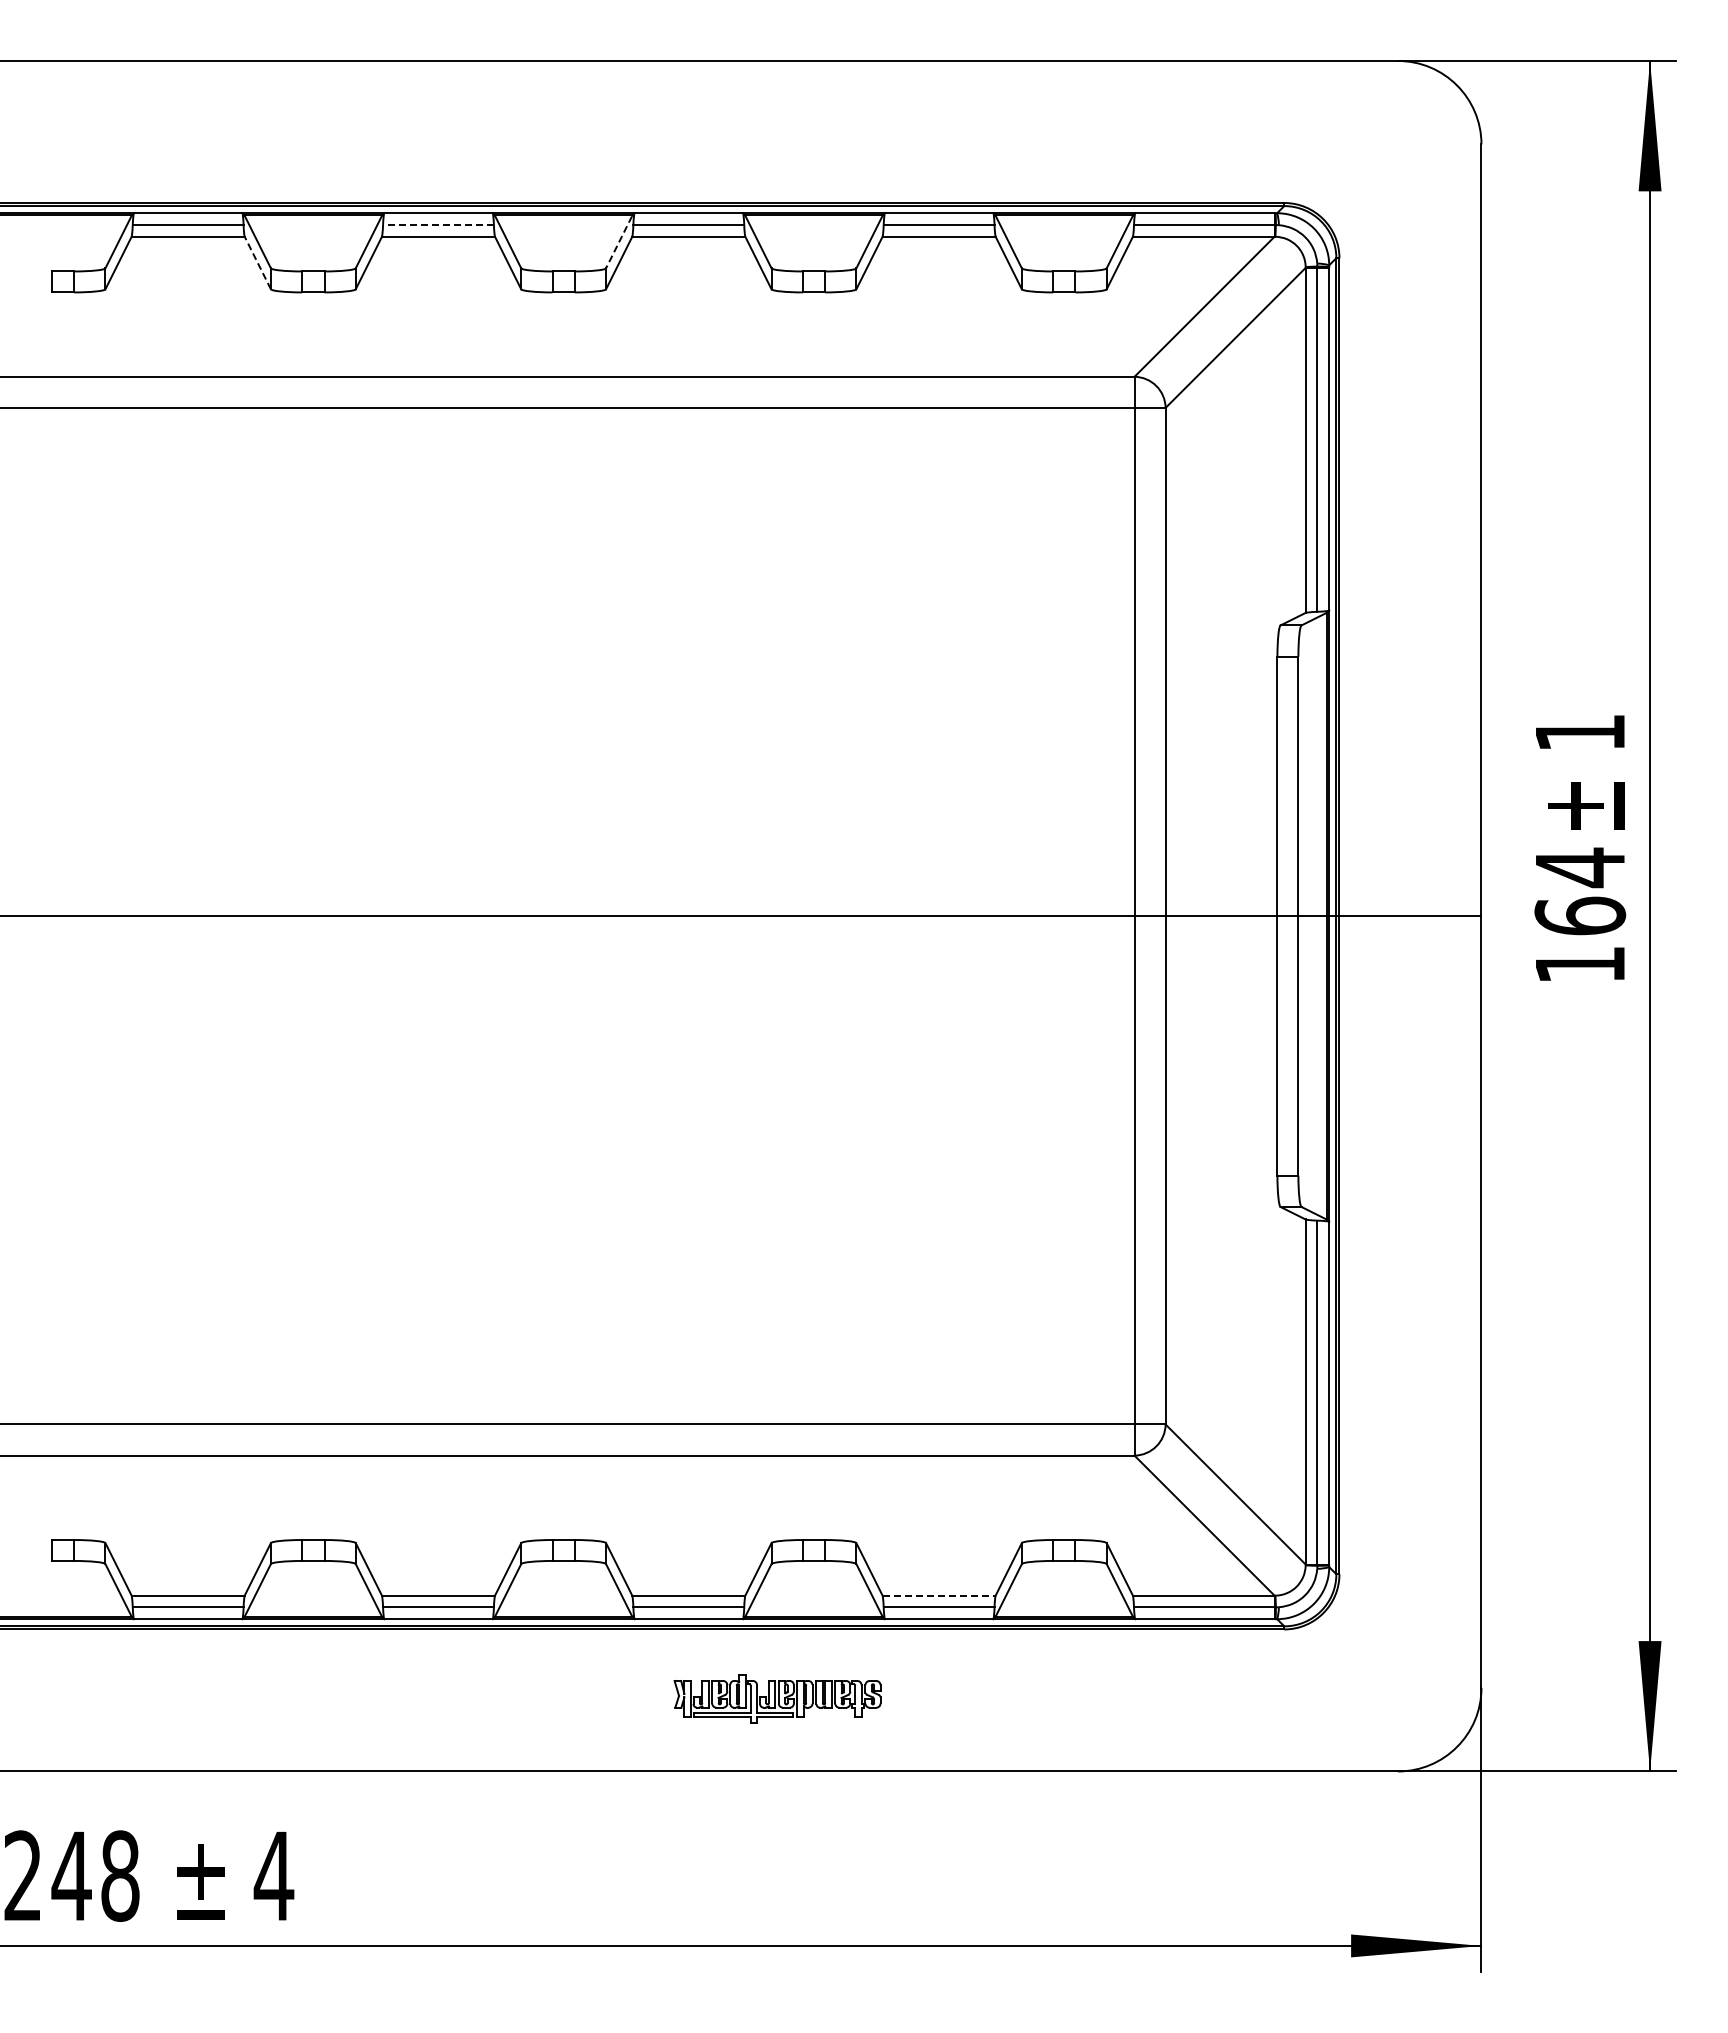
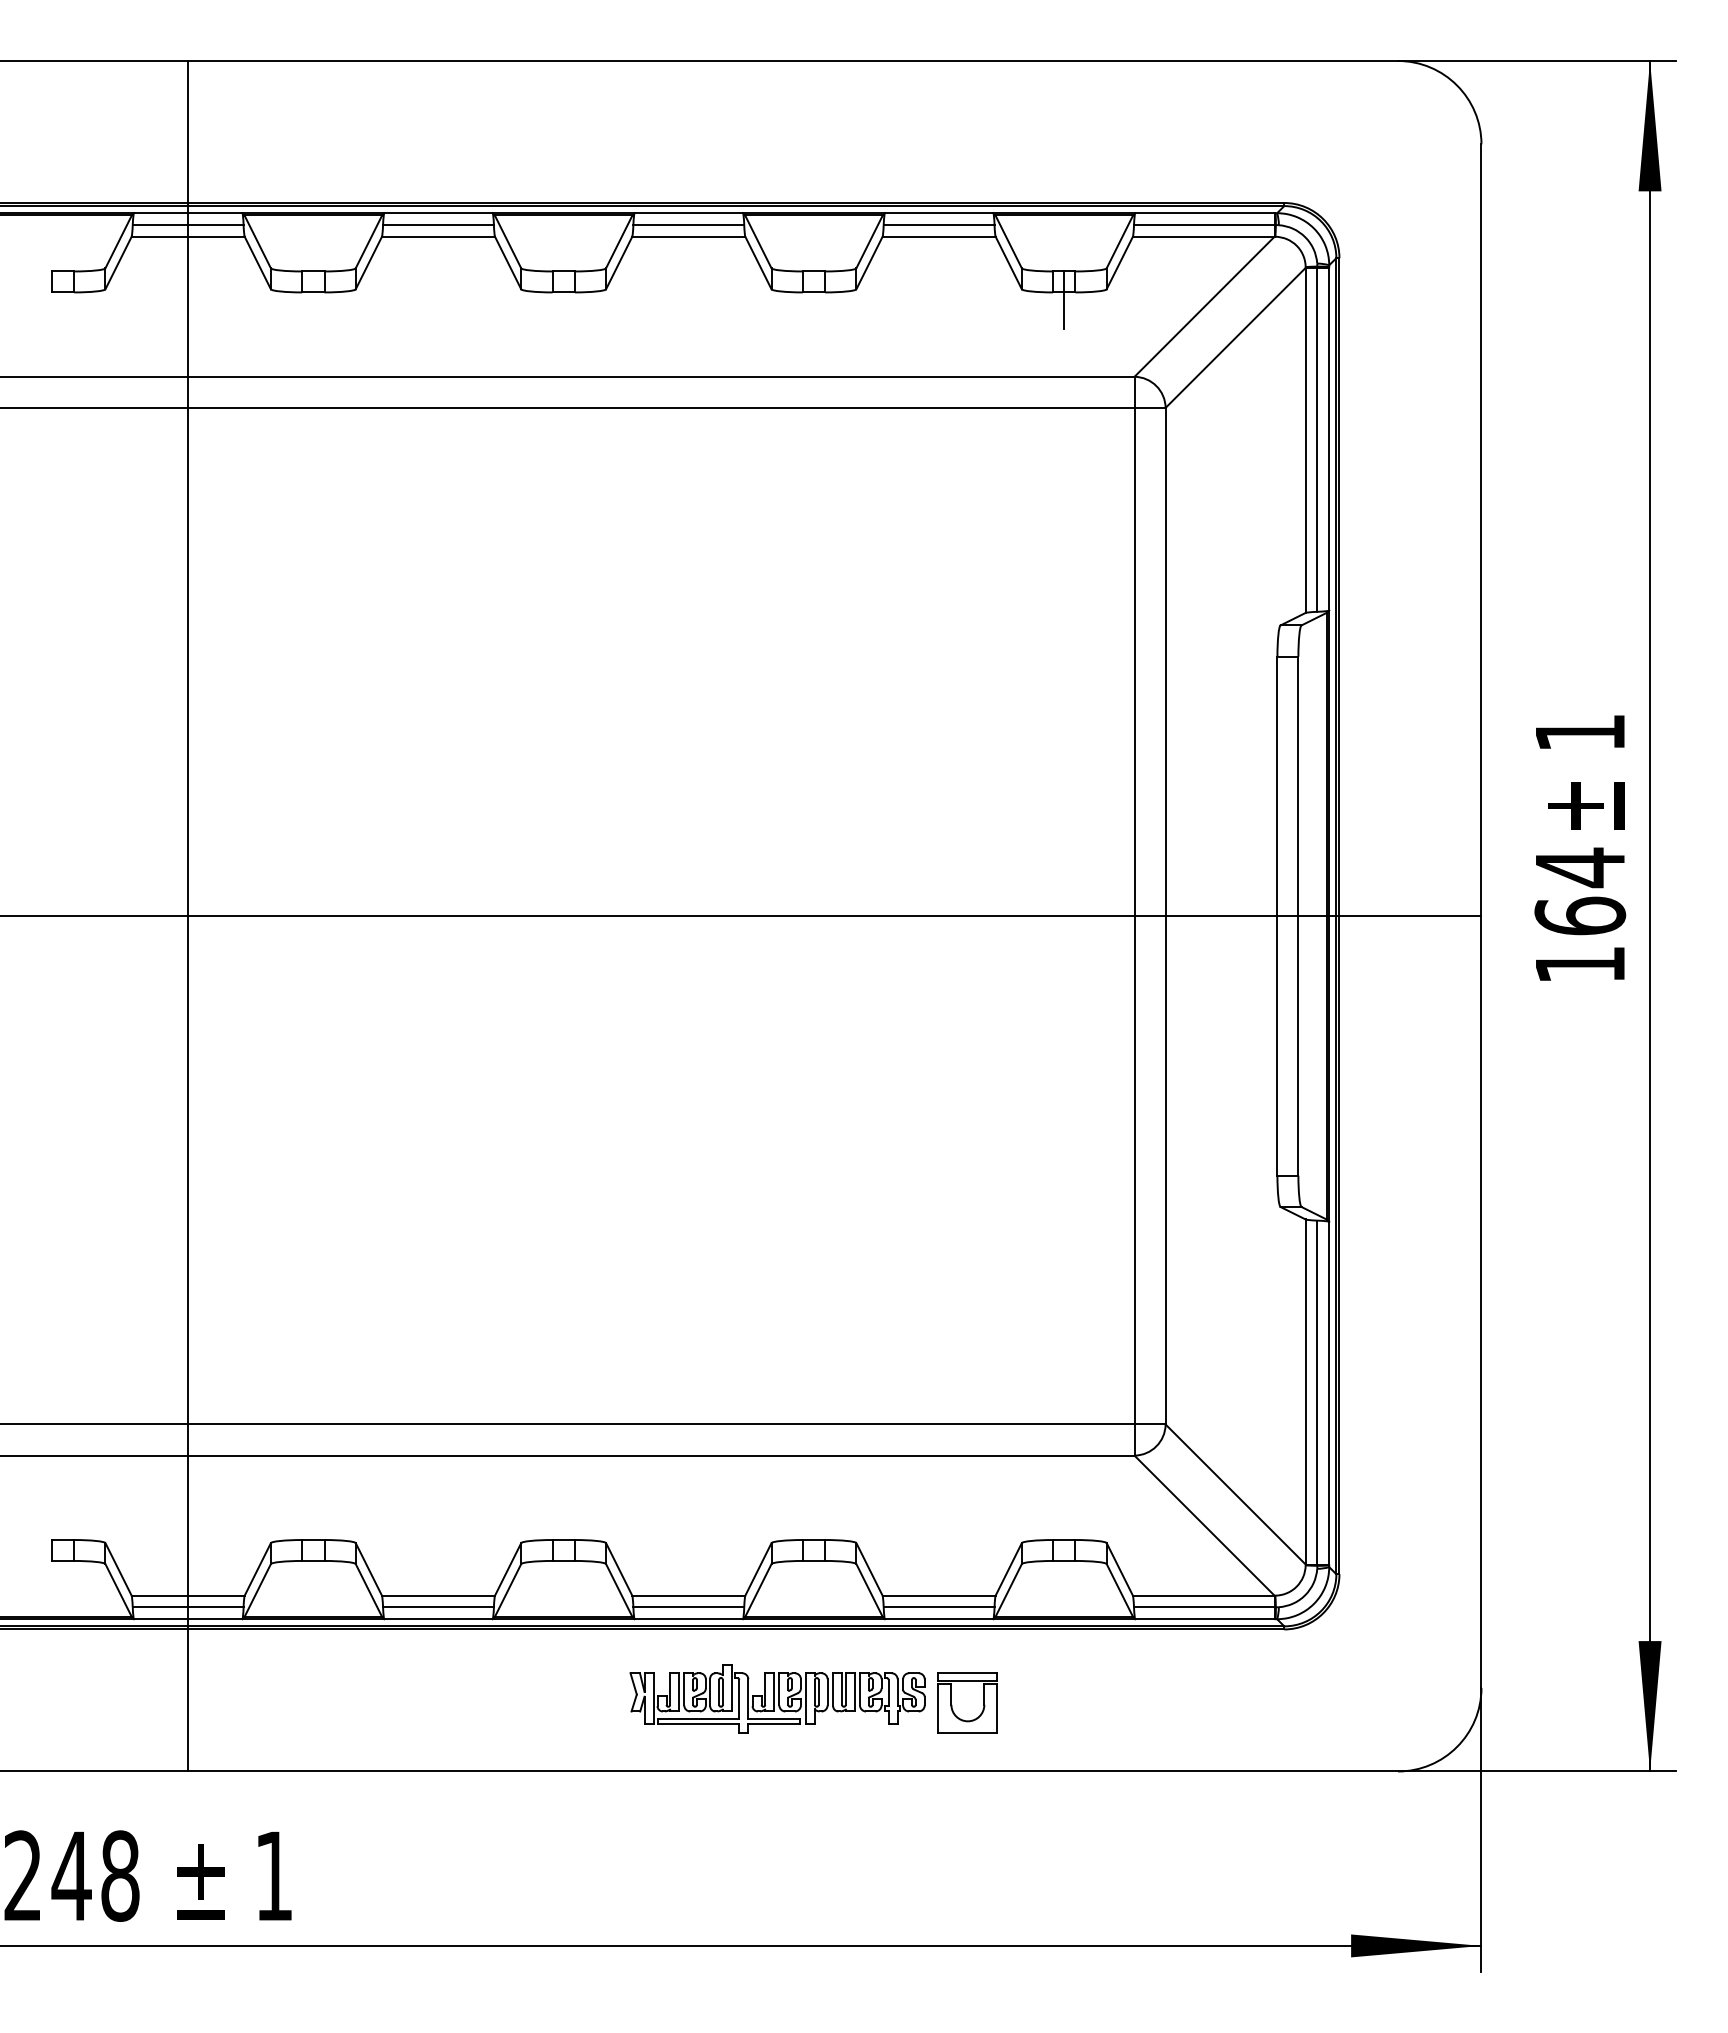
line: dashed -> solid (438, 225)
line: dashed -> solid (618, 242)
line: dashed -> solid (257, 262)
line: none -> present (1064, 300)
line: none -> present (188, 915)
line: dashed -> solid (939, 1595)
part size: 209x50 px -> 297x70 px (777, 1698)
part: none -> present (952, 1705)
text: 4 -> 1 (273, 1875)
